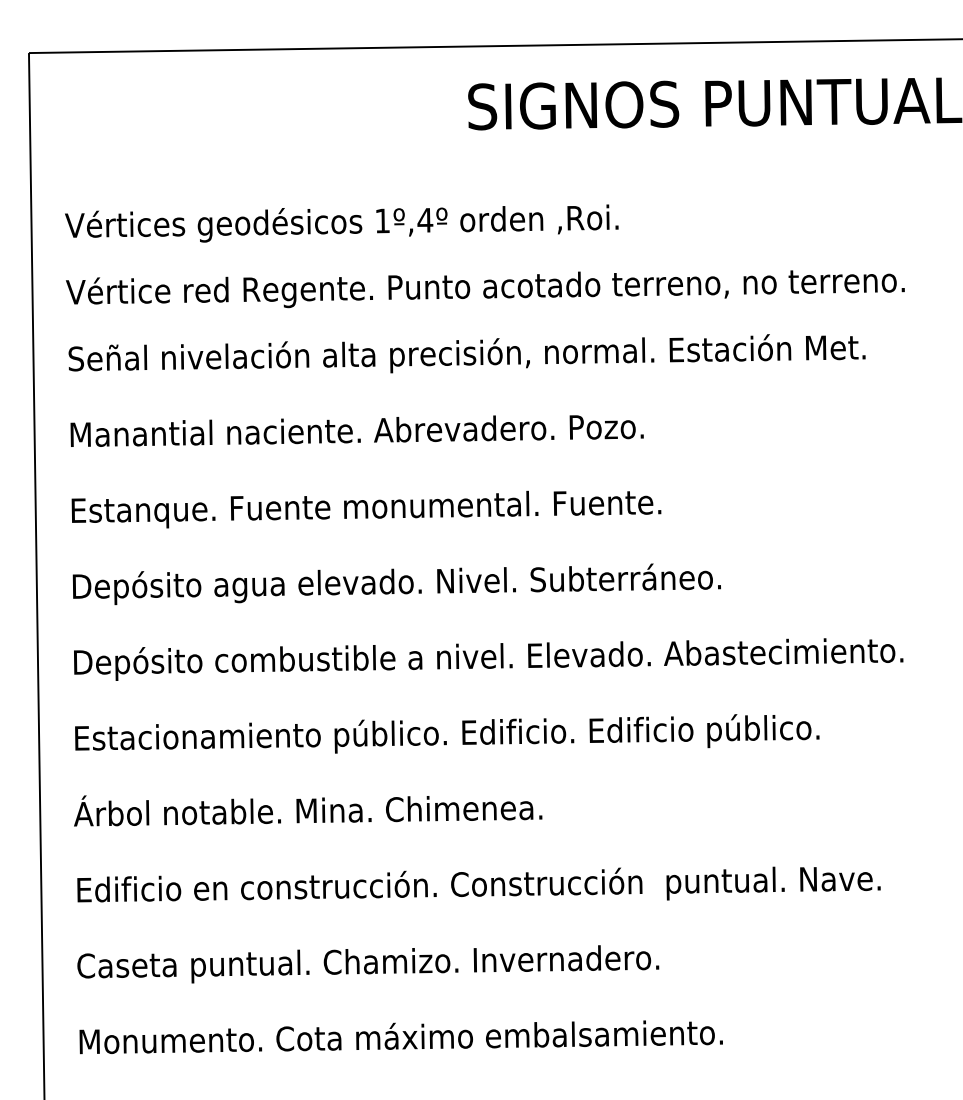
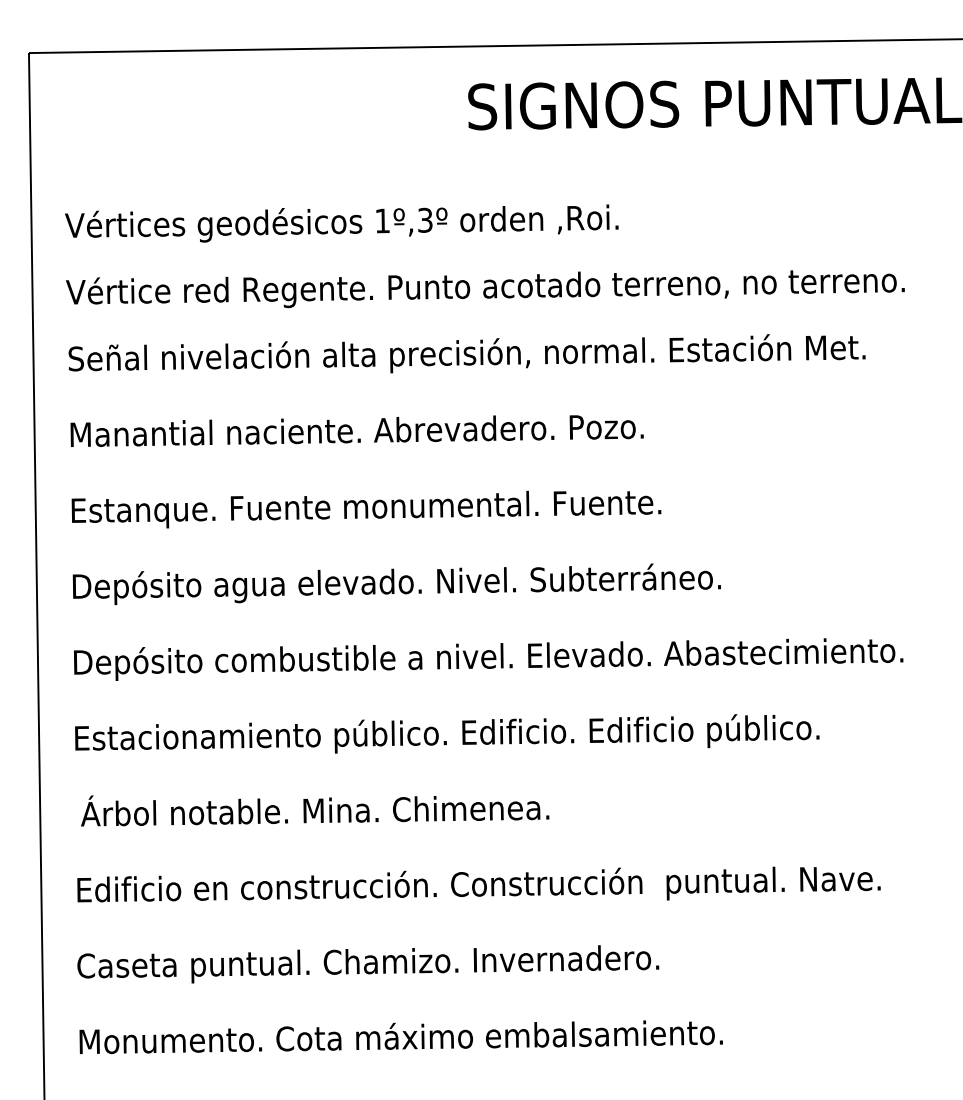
text: 1º,4º -> 1º,3º (425, 219)
text position: (308, 810) -> (315, 810) (315, 810)
